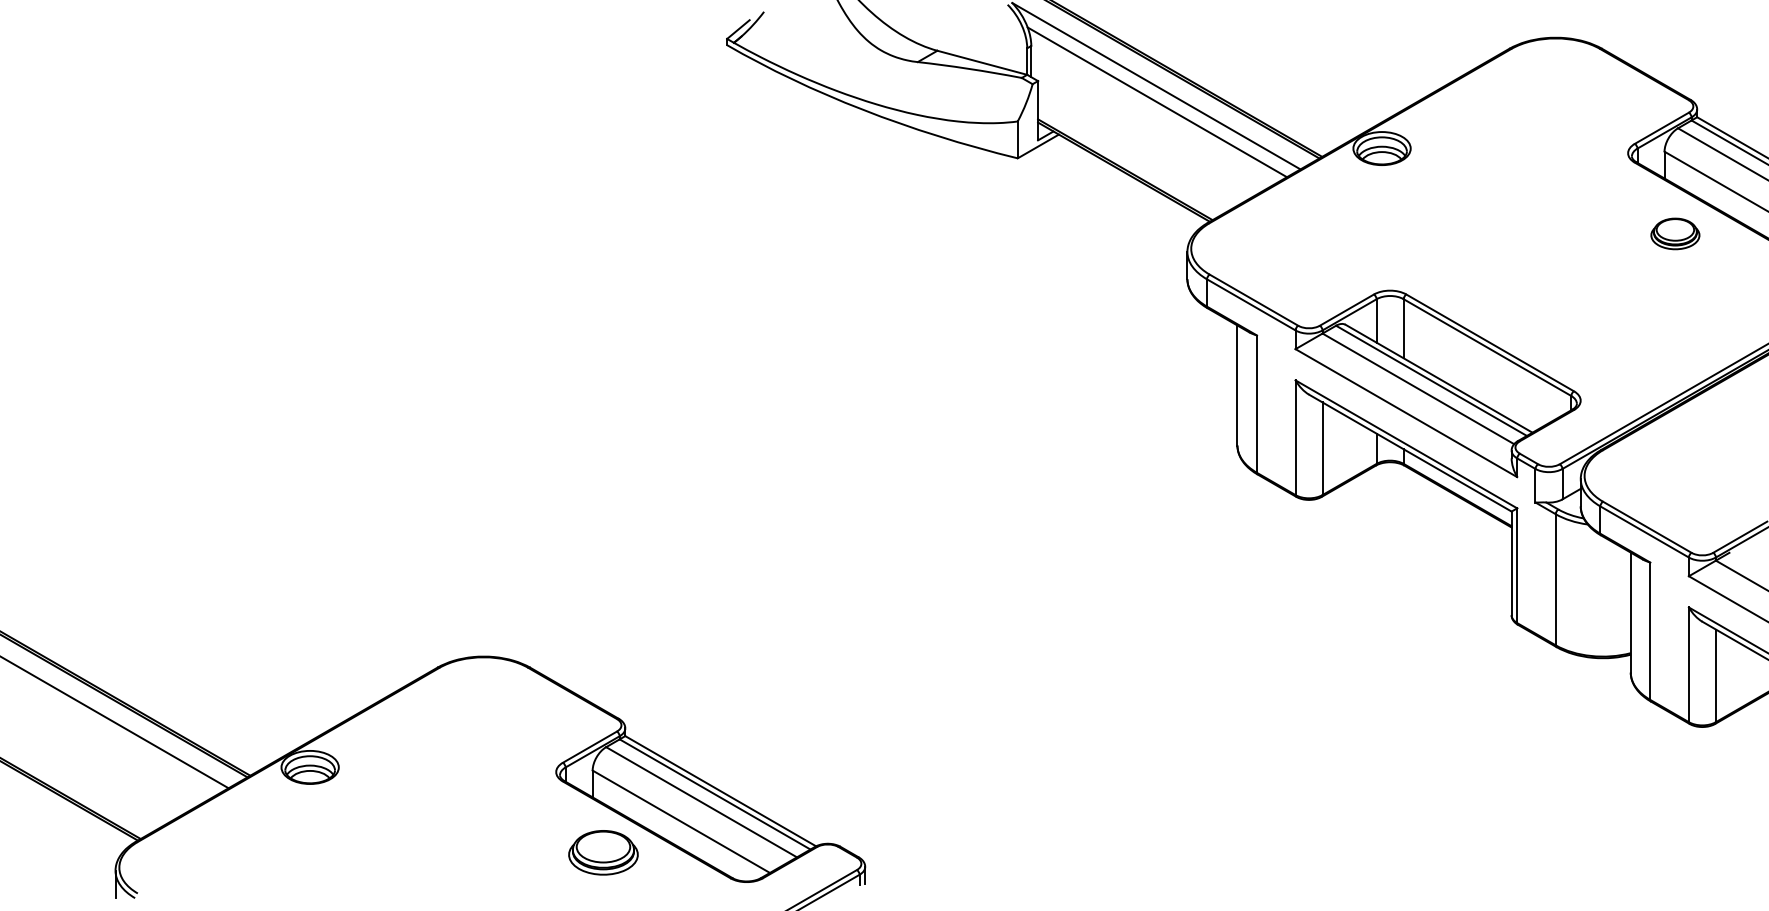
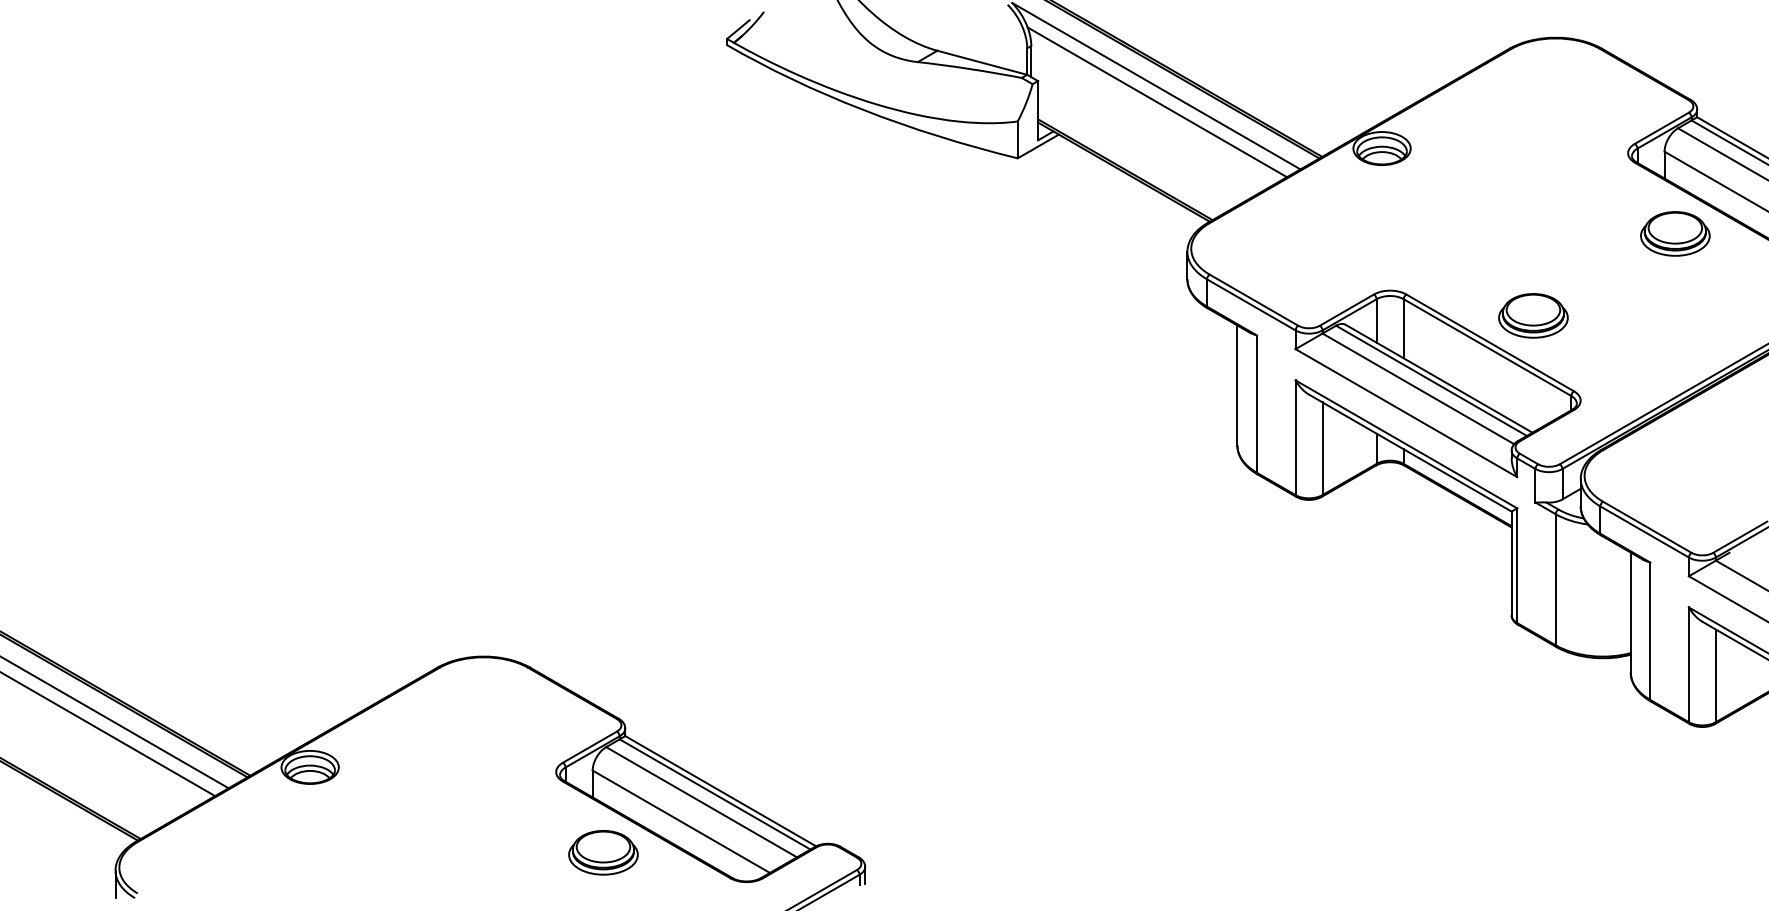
part size: 51x34 px -> 71x46 px (1675, 233)
part: none -> present (1533, 315)
line: none -> present (108, 734)
